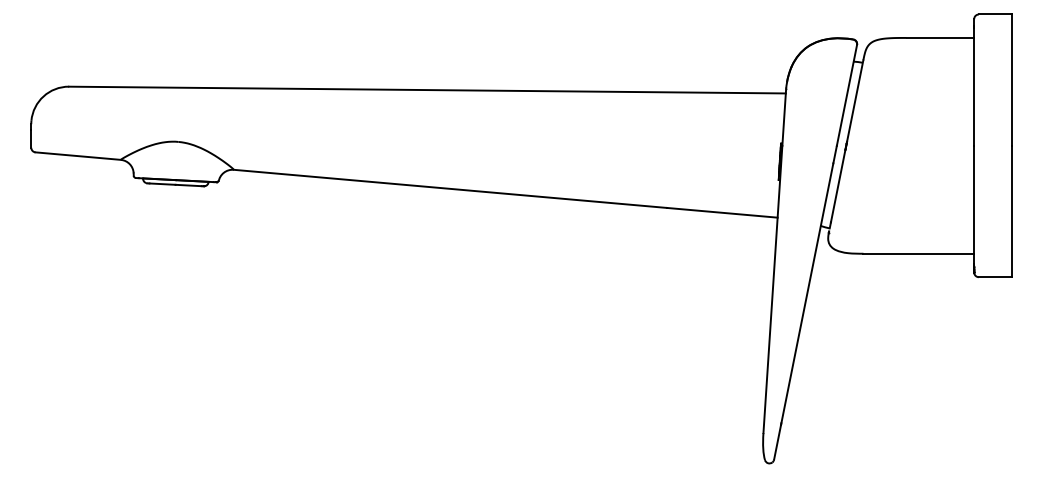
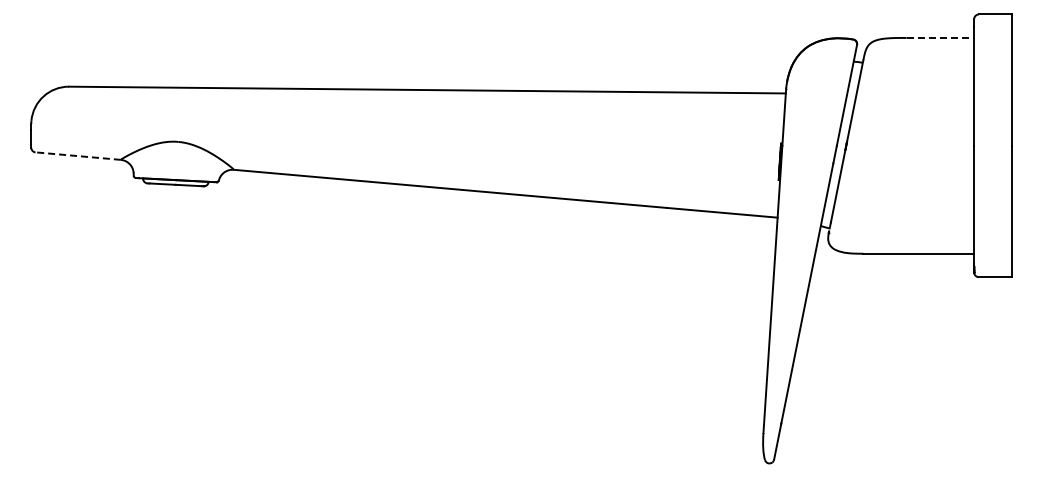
line: solid -> dashed (940, 37)
line: solid -> dashed (78, 156)
